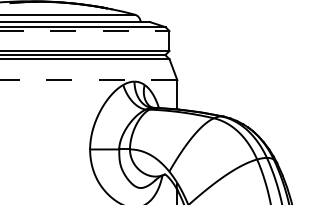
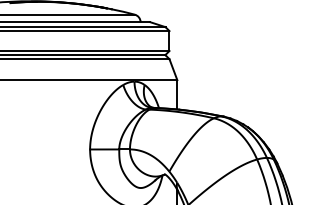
line: dashed -> solid (85, 31)
line: dashed -> solid (88, 80)
